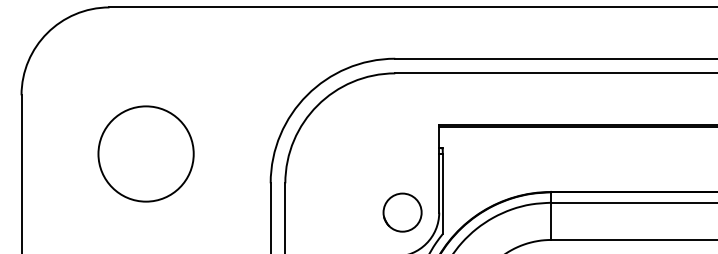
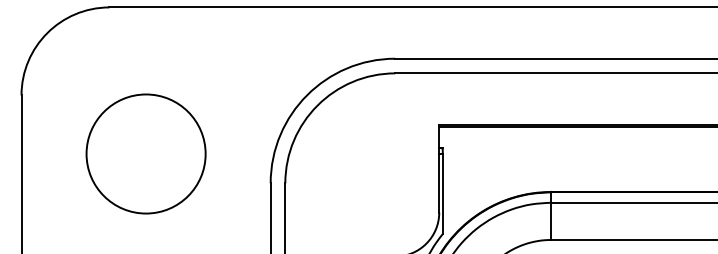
circle diameter: 95 px -> 119 px (145, 153)
circle: present -> none (402, 212)
